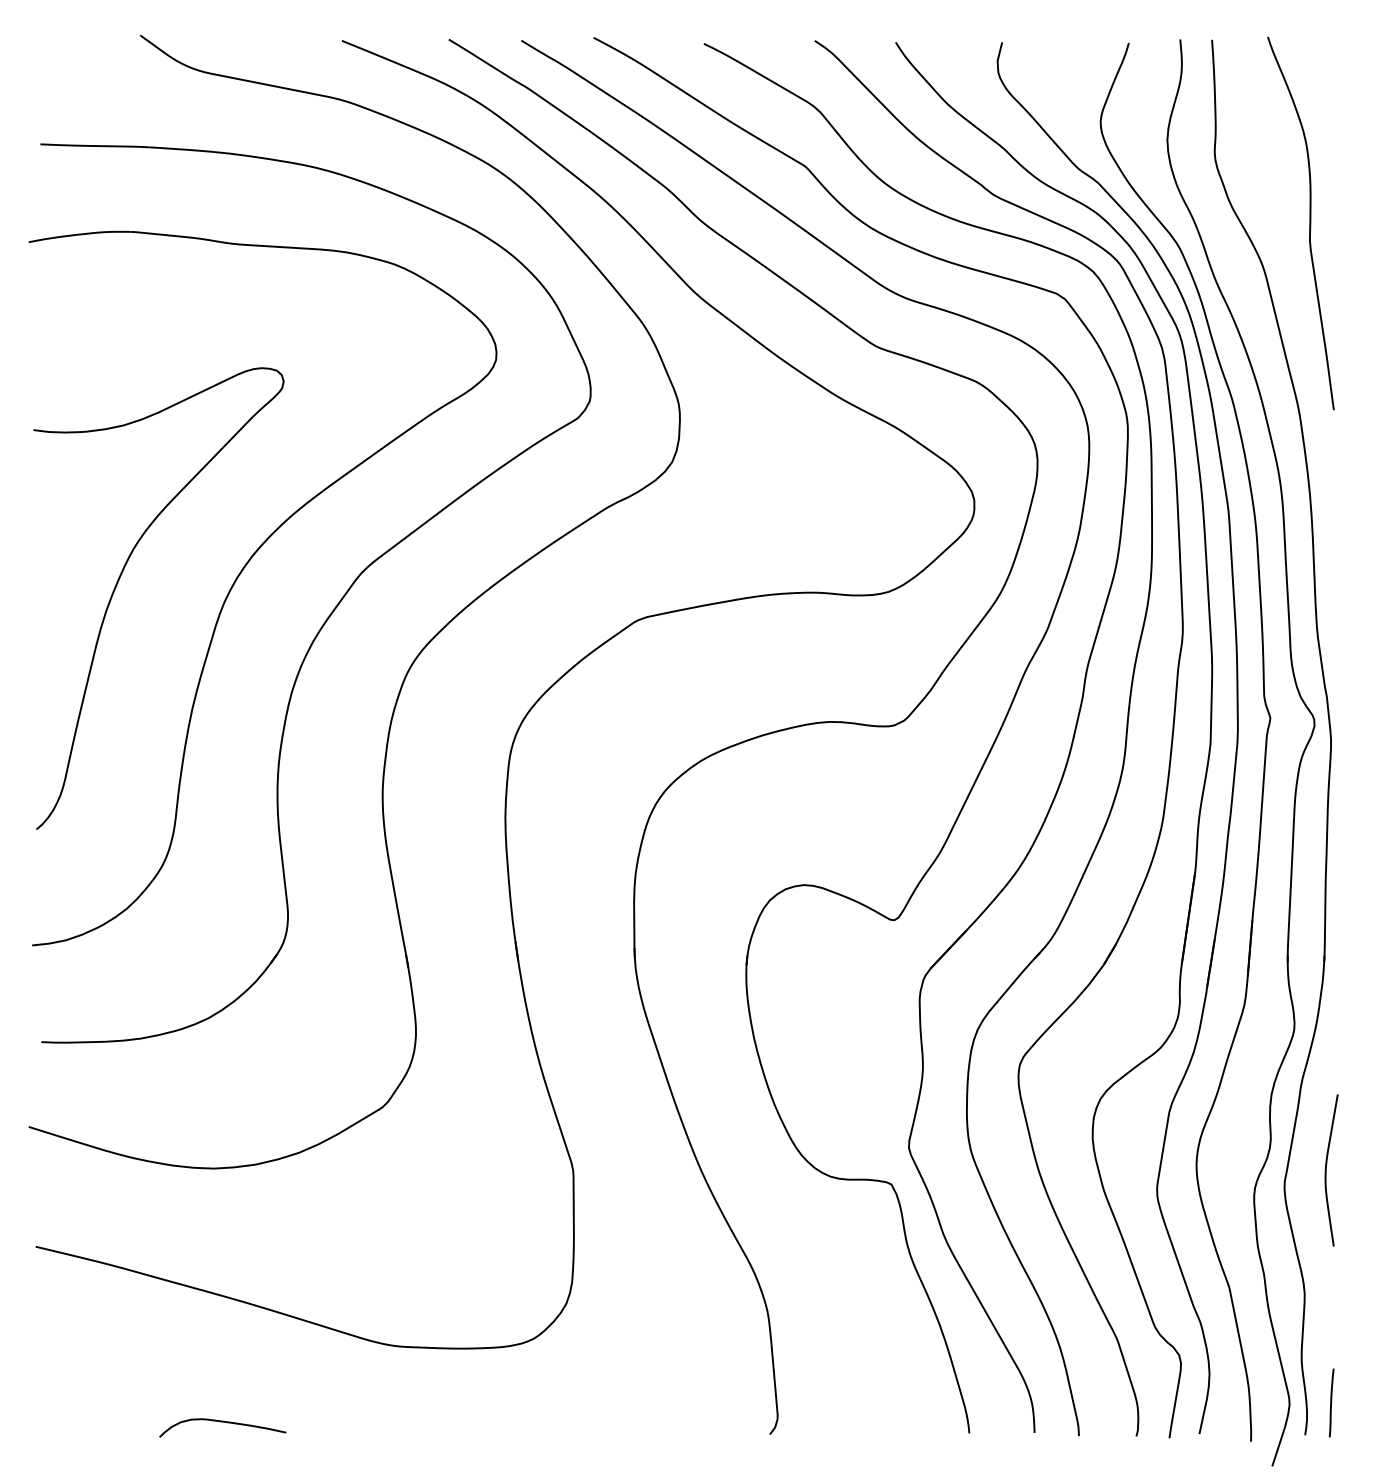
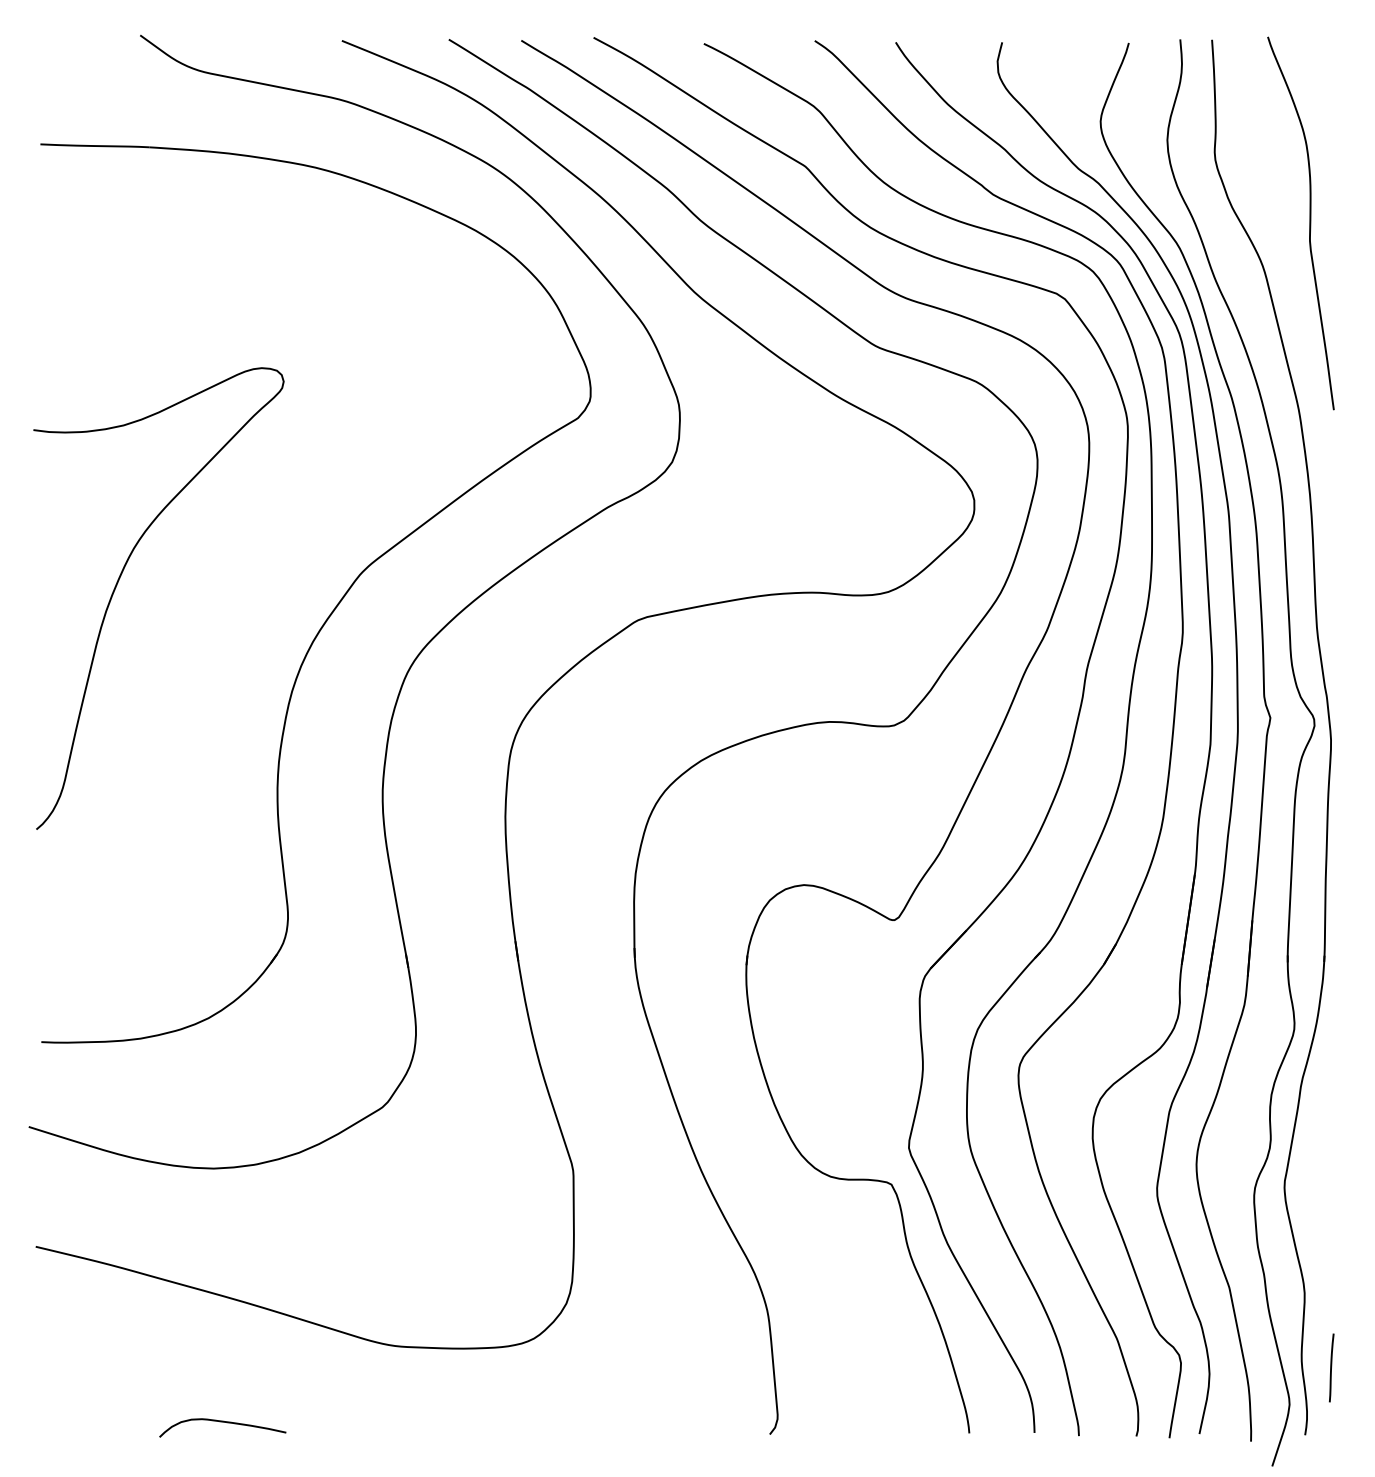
part: present -> none (241, 573)
curve: present -> none (1326, 1170)
line position: (1331, 1402) -> (1331, 1367) (1331, 1367)
